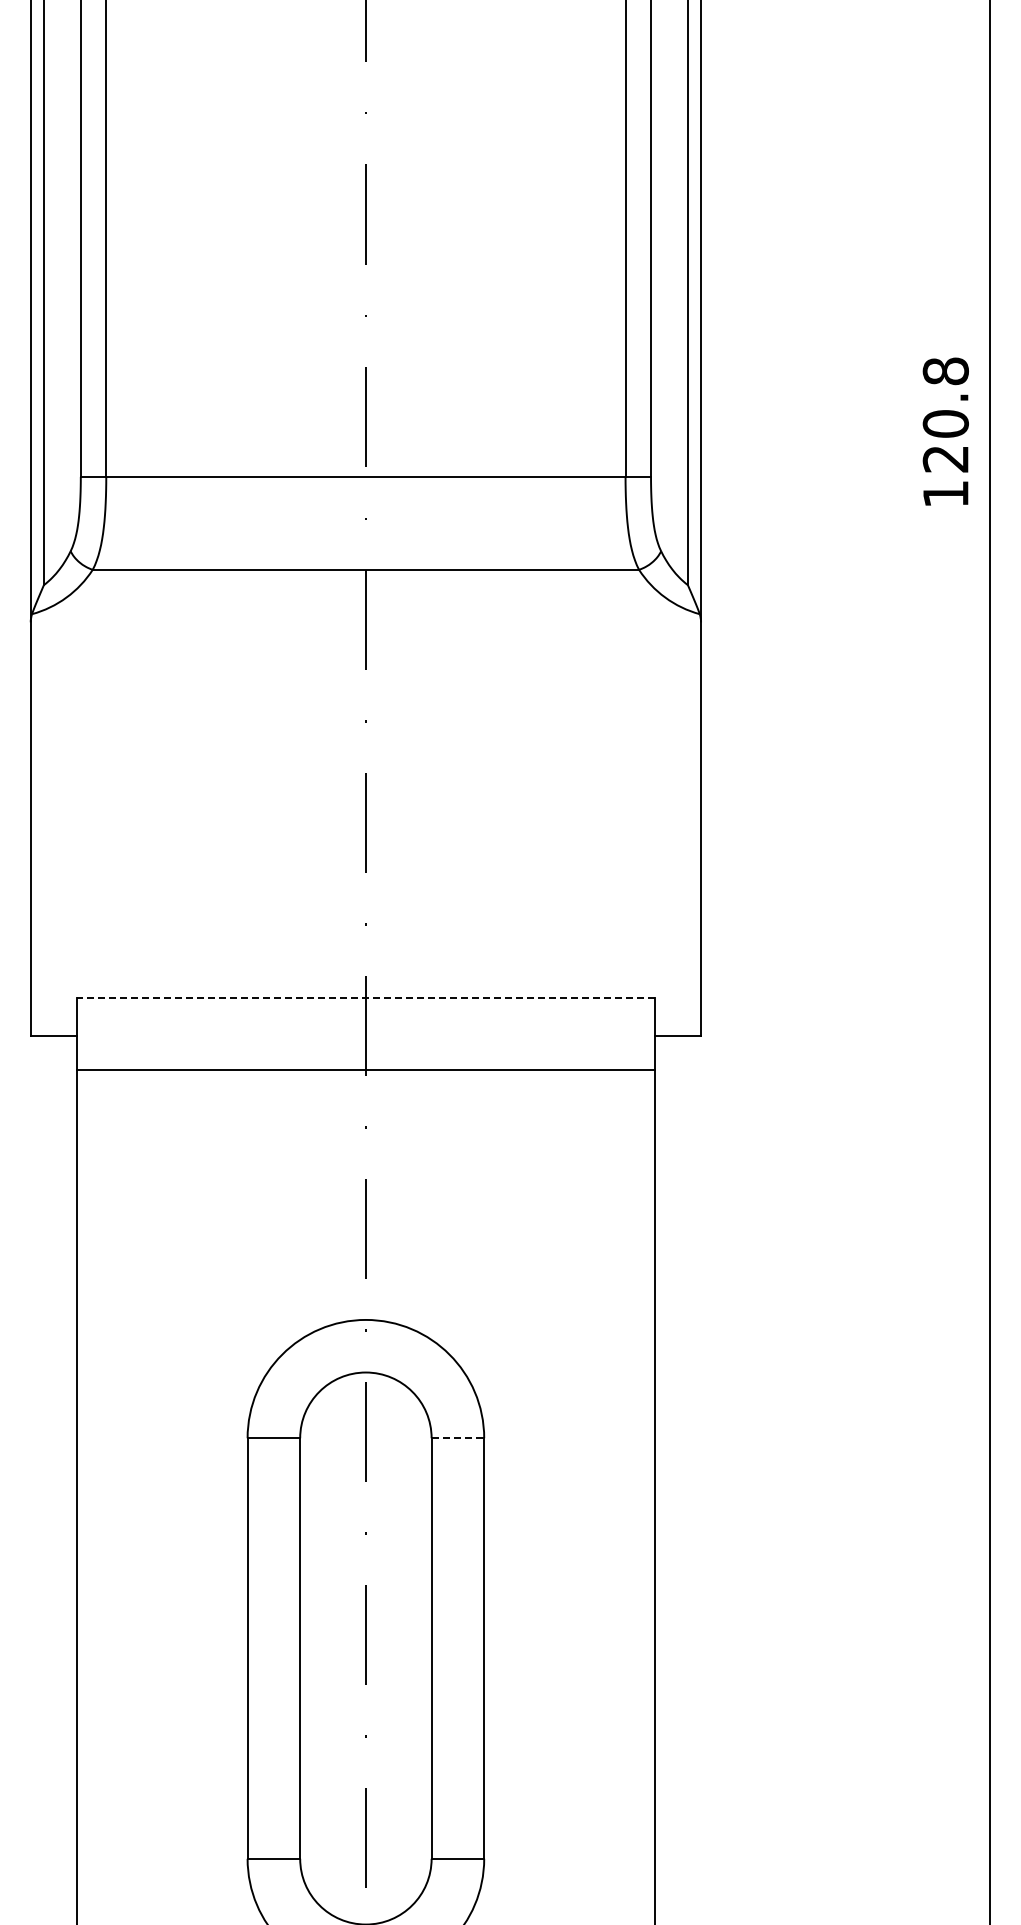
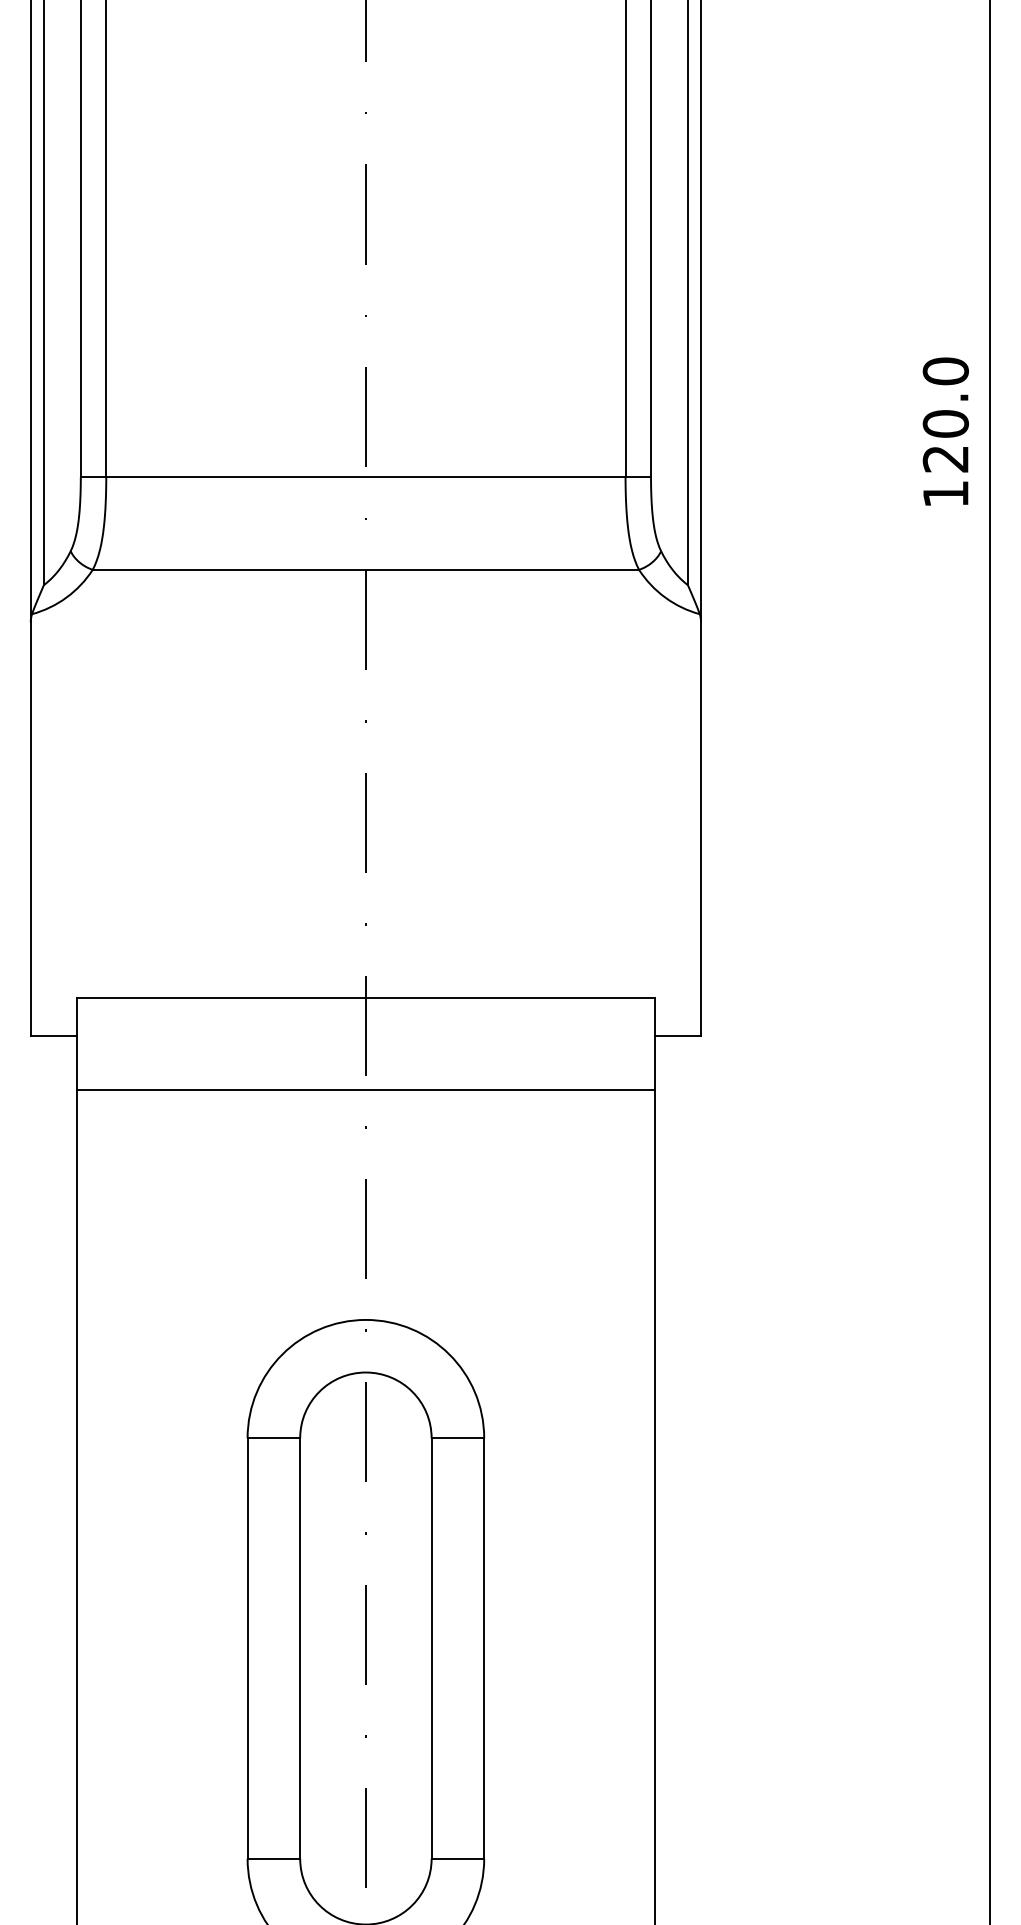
text: 120.8 -> 120.0 (945, 371)
line: dashed -> solid (365, 997)
line position: (365, 1070) -> (365, 1090) (365, 1090)
line: dashed -> solid (458, 1438)
